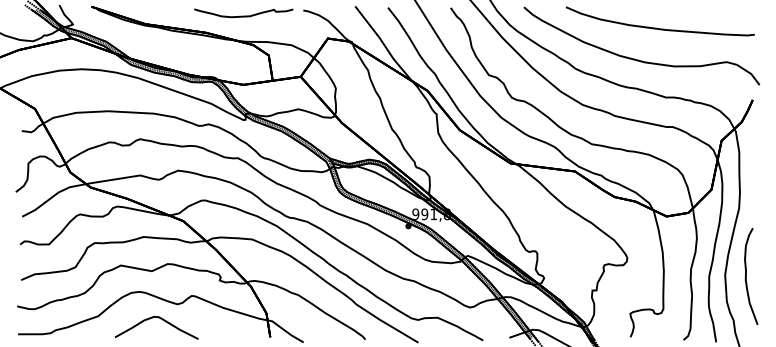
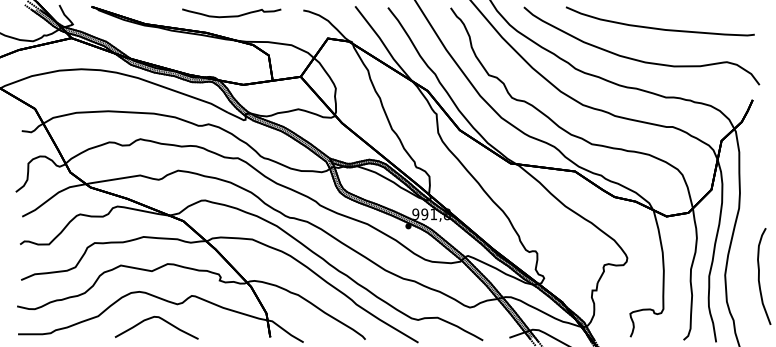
curve position: (243, 15) -> (231, 15) (231, 15)
curve position: (746, 276) -> (759, 276) (759, 276)
